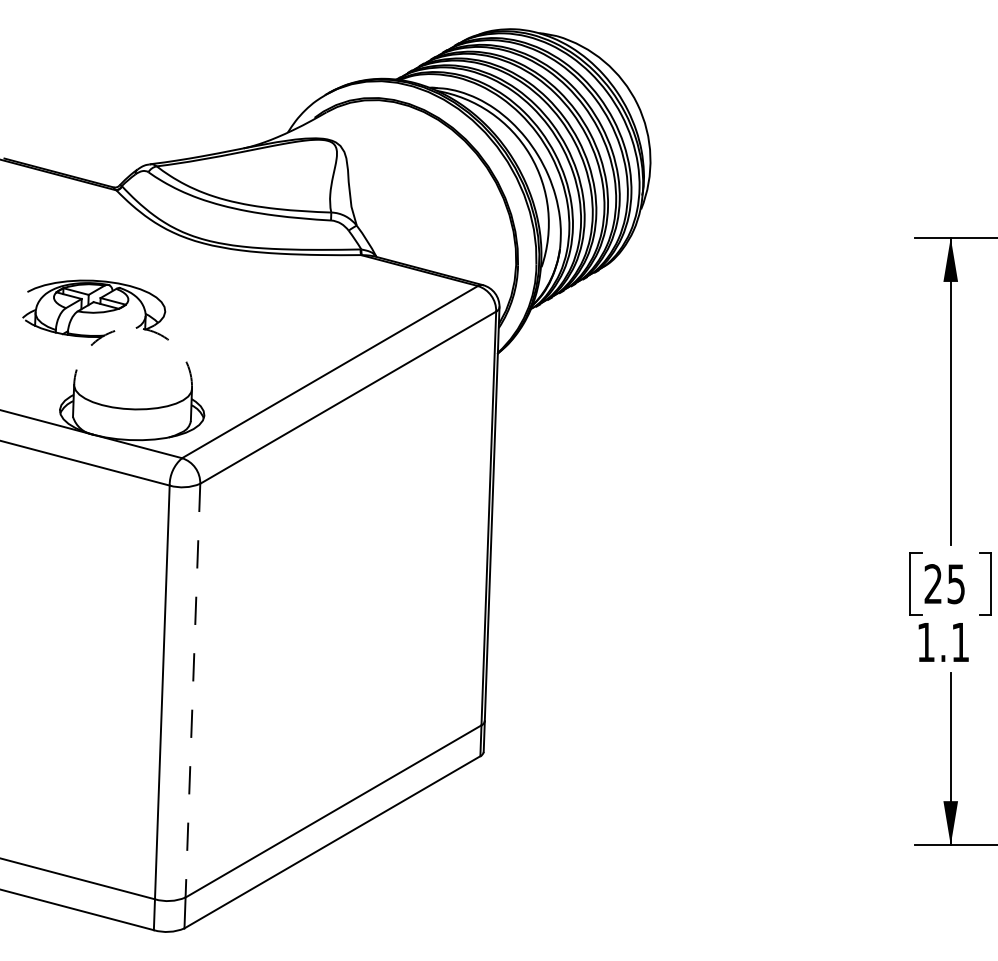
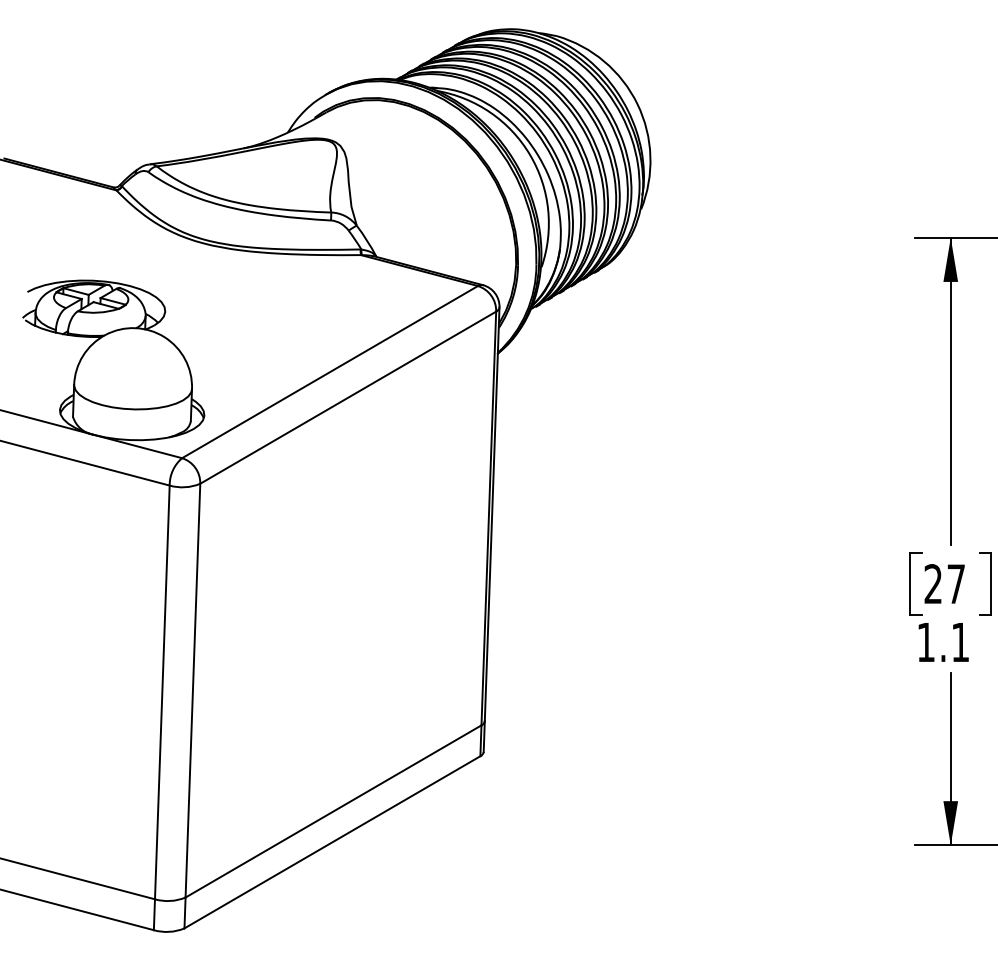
arc: dashed -> solid (135, 328)
text: 25 -> 27 (955, 584)
line: dashed -> solid (192, 691)
